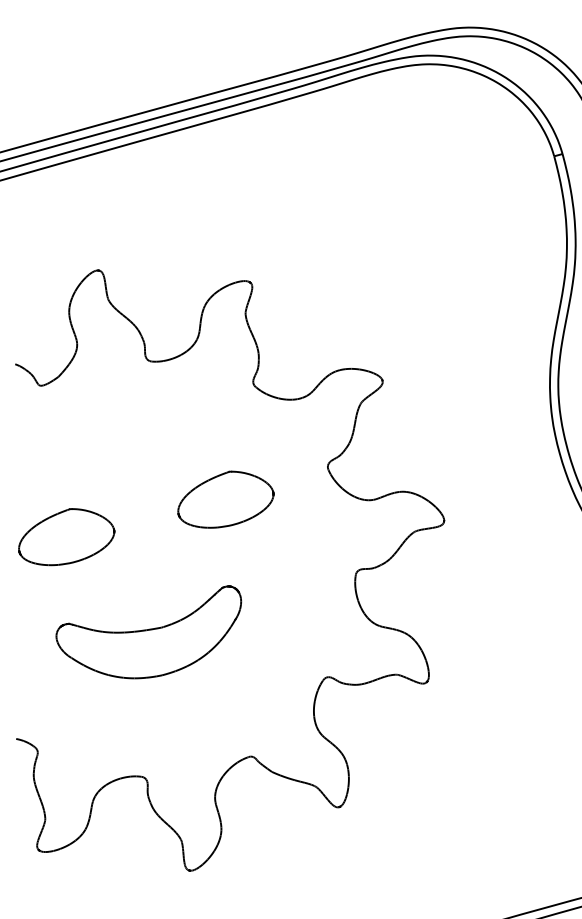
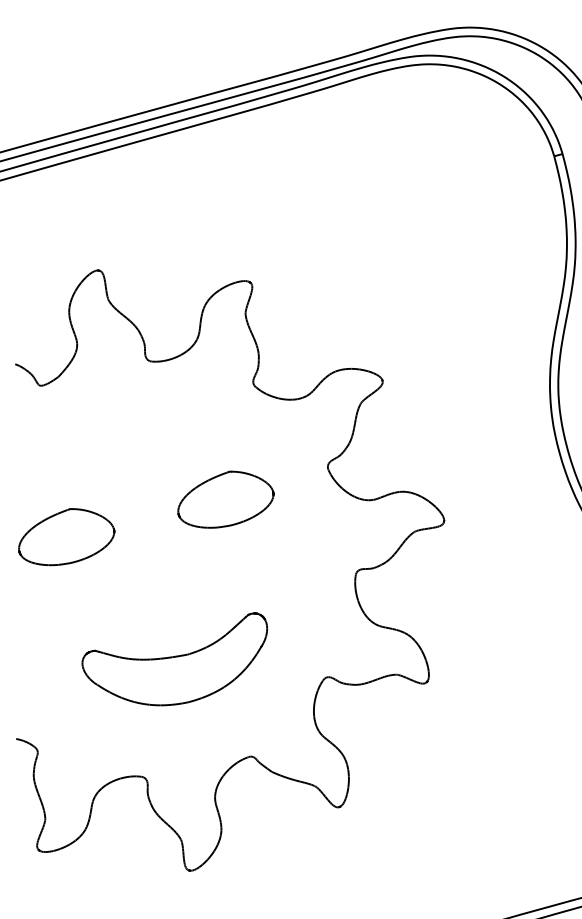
part position: (148, 632) -> (174, 659) (174, 659)
